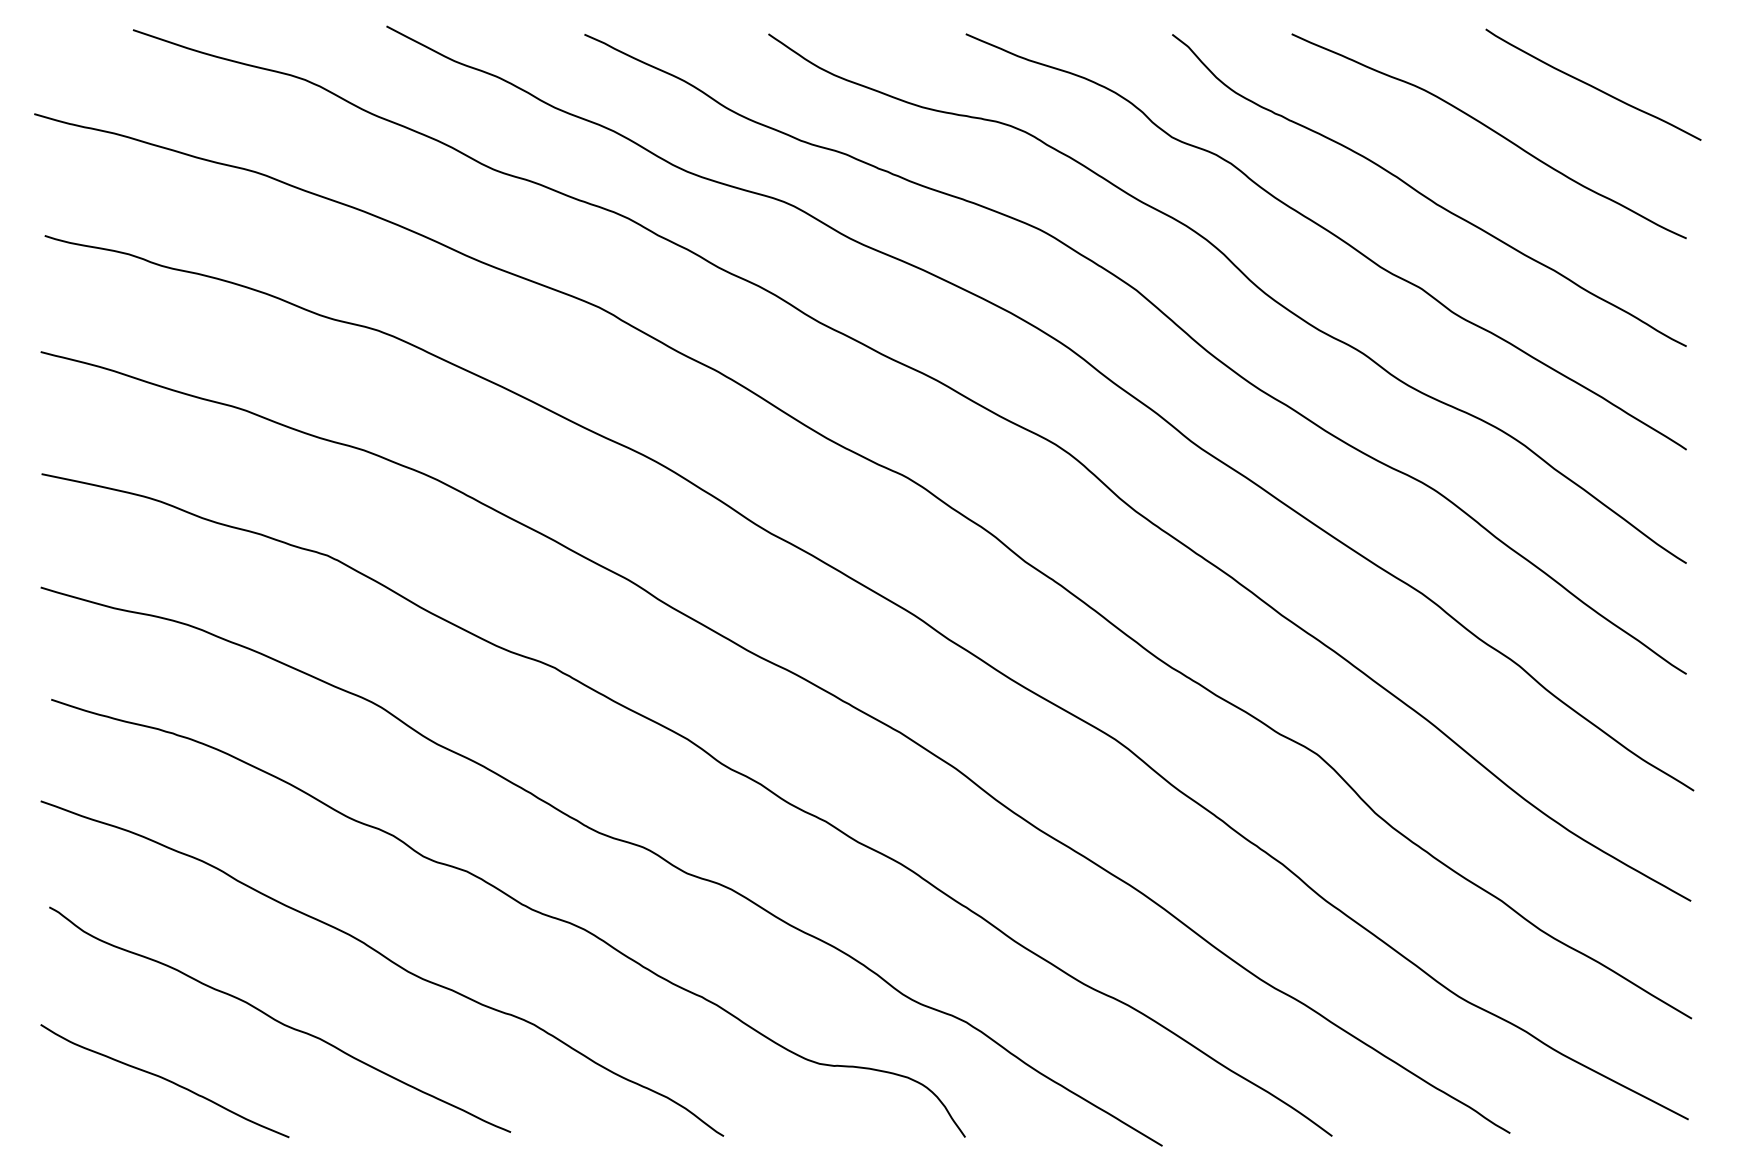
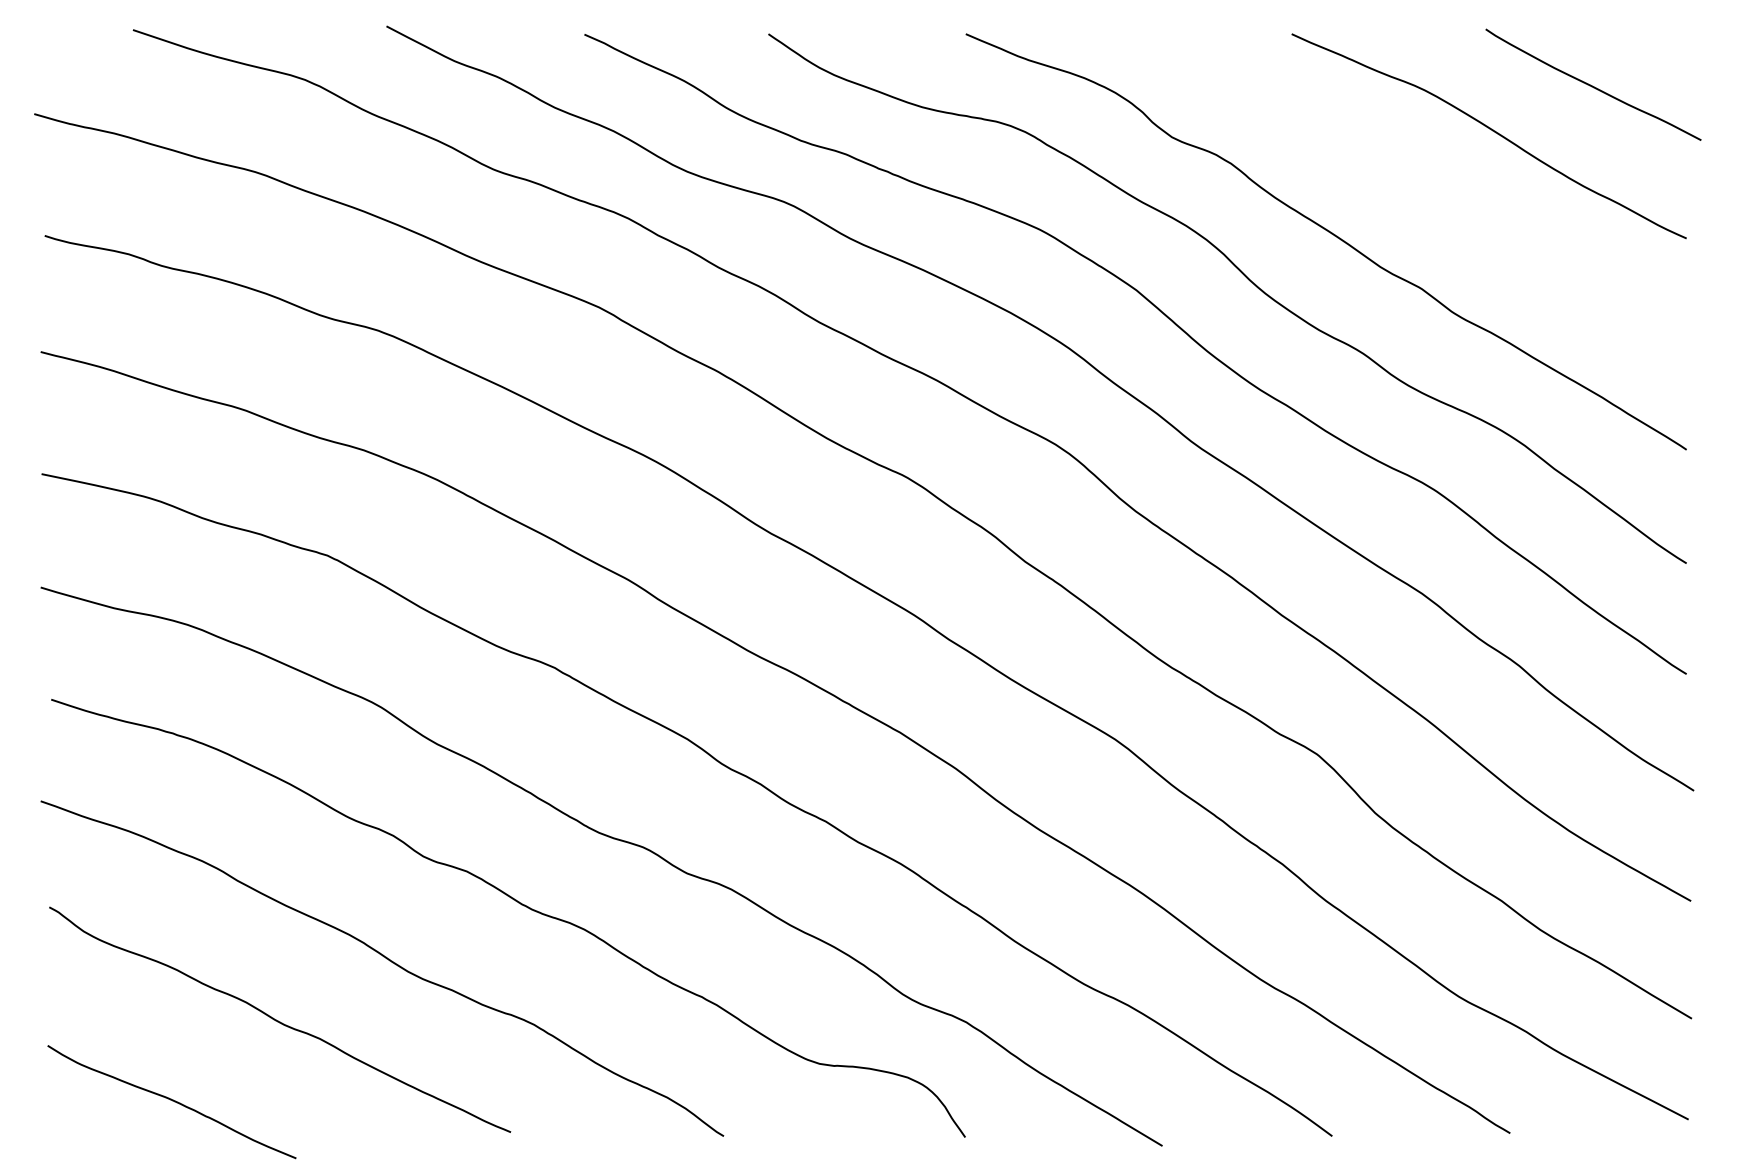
curve: present -> none (1425, 195)
curve position: (165, 1080) -> (172, 1101) (172, 1101)
